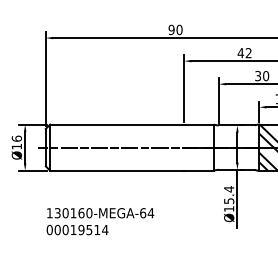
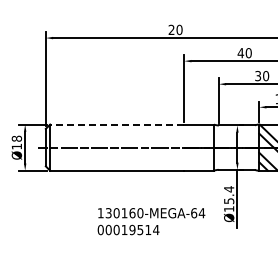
text: 90 -> 20 (171, 29)
text: 42 -> 40 (248, 53)
line: solid -> dashed (116, 124)
text: Ø16 -> Ø18 (16, 138)
text position: (100, 221) -> (151, 221) (151, 221)
